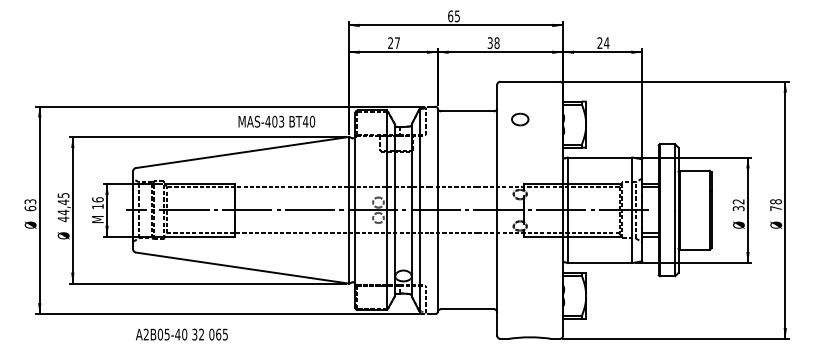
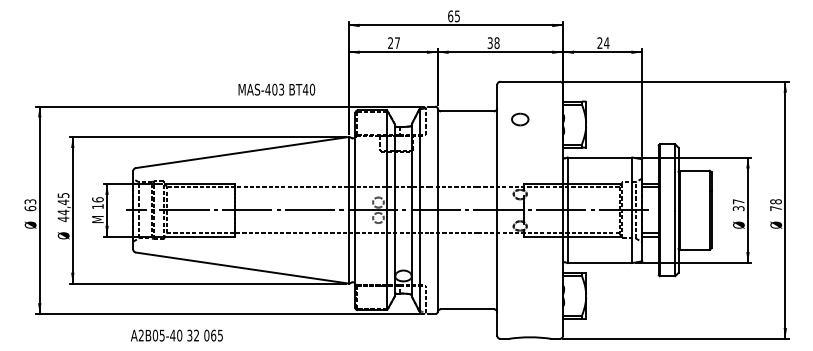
text position: (276, 121) -> (276, 89) (276, 89)
text: 32 -> 37 (738, 201)
text position: (181, 334) -> (176, 335) (176, 335)
